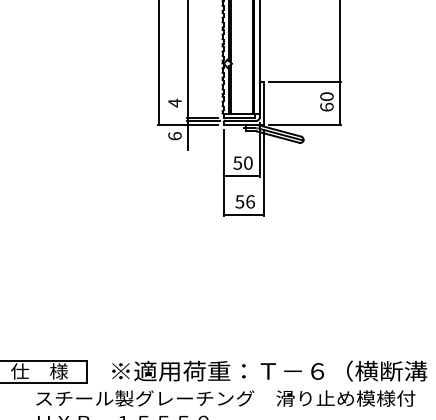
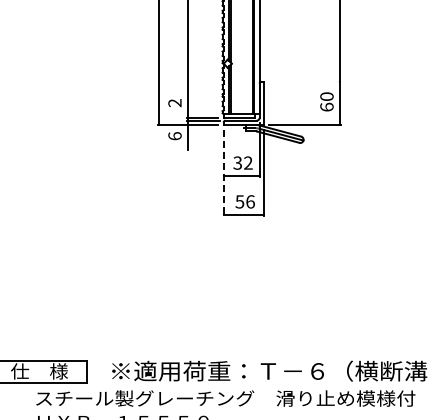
line: present -> none (304, 81)
text: 4 -> 2 (174, 102)
text: 50 -> 32 (242, 162)
line: solid -> dashed (223, 172)
